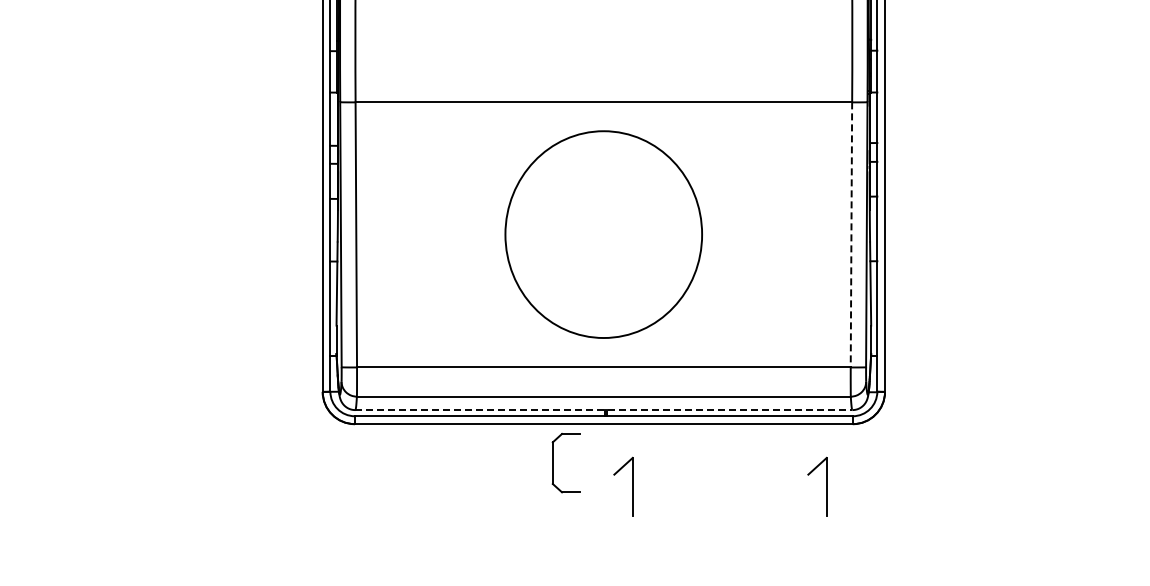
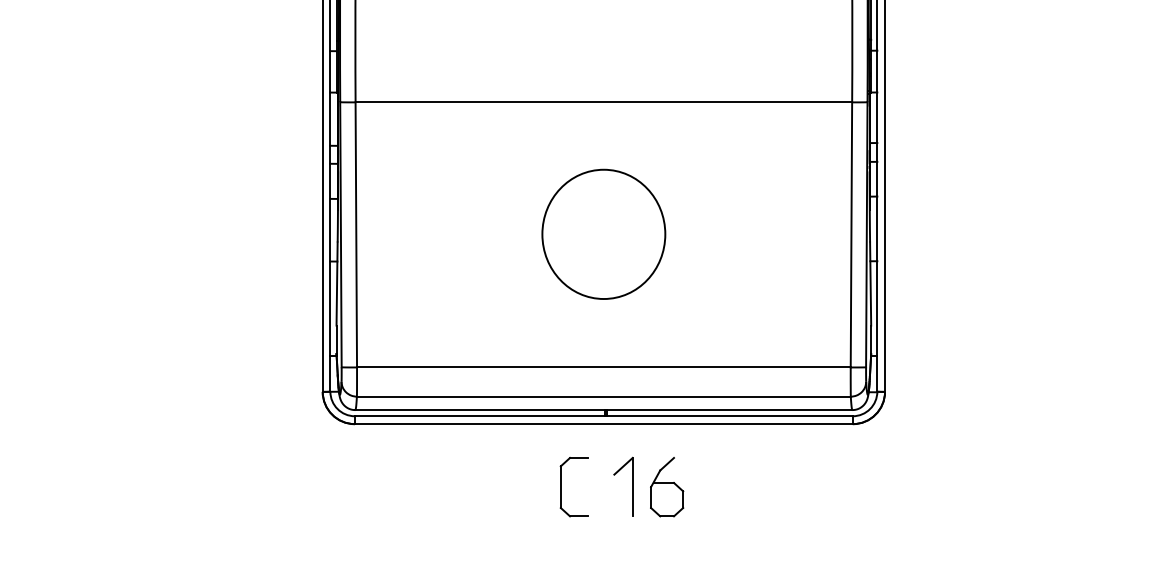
part size: 199x209 px -> 126x132 px (603, 233)
line: dashed -> solid (851, 234)
line: dashed -> solid (603, 410)
part position: (553, 463) -> (561, 487) (561, 487)
part: present -> none (826, 486)
part: none -> present (667, 487)
